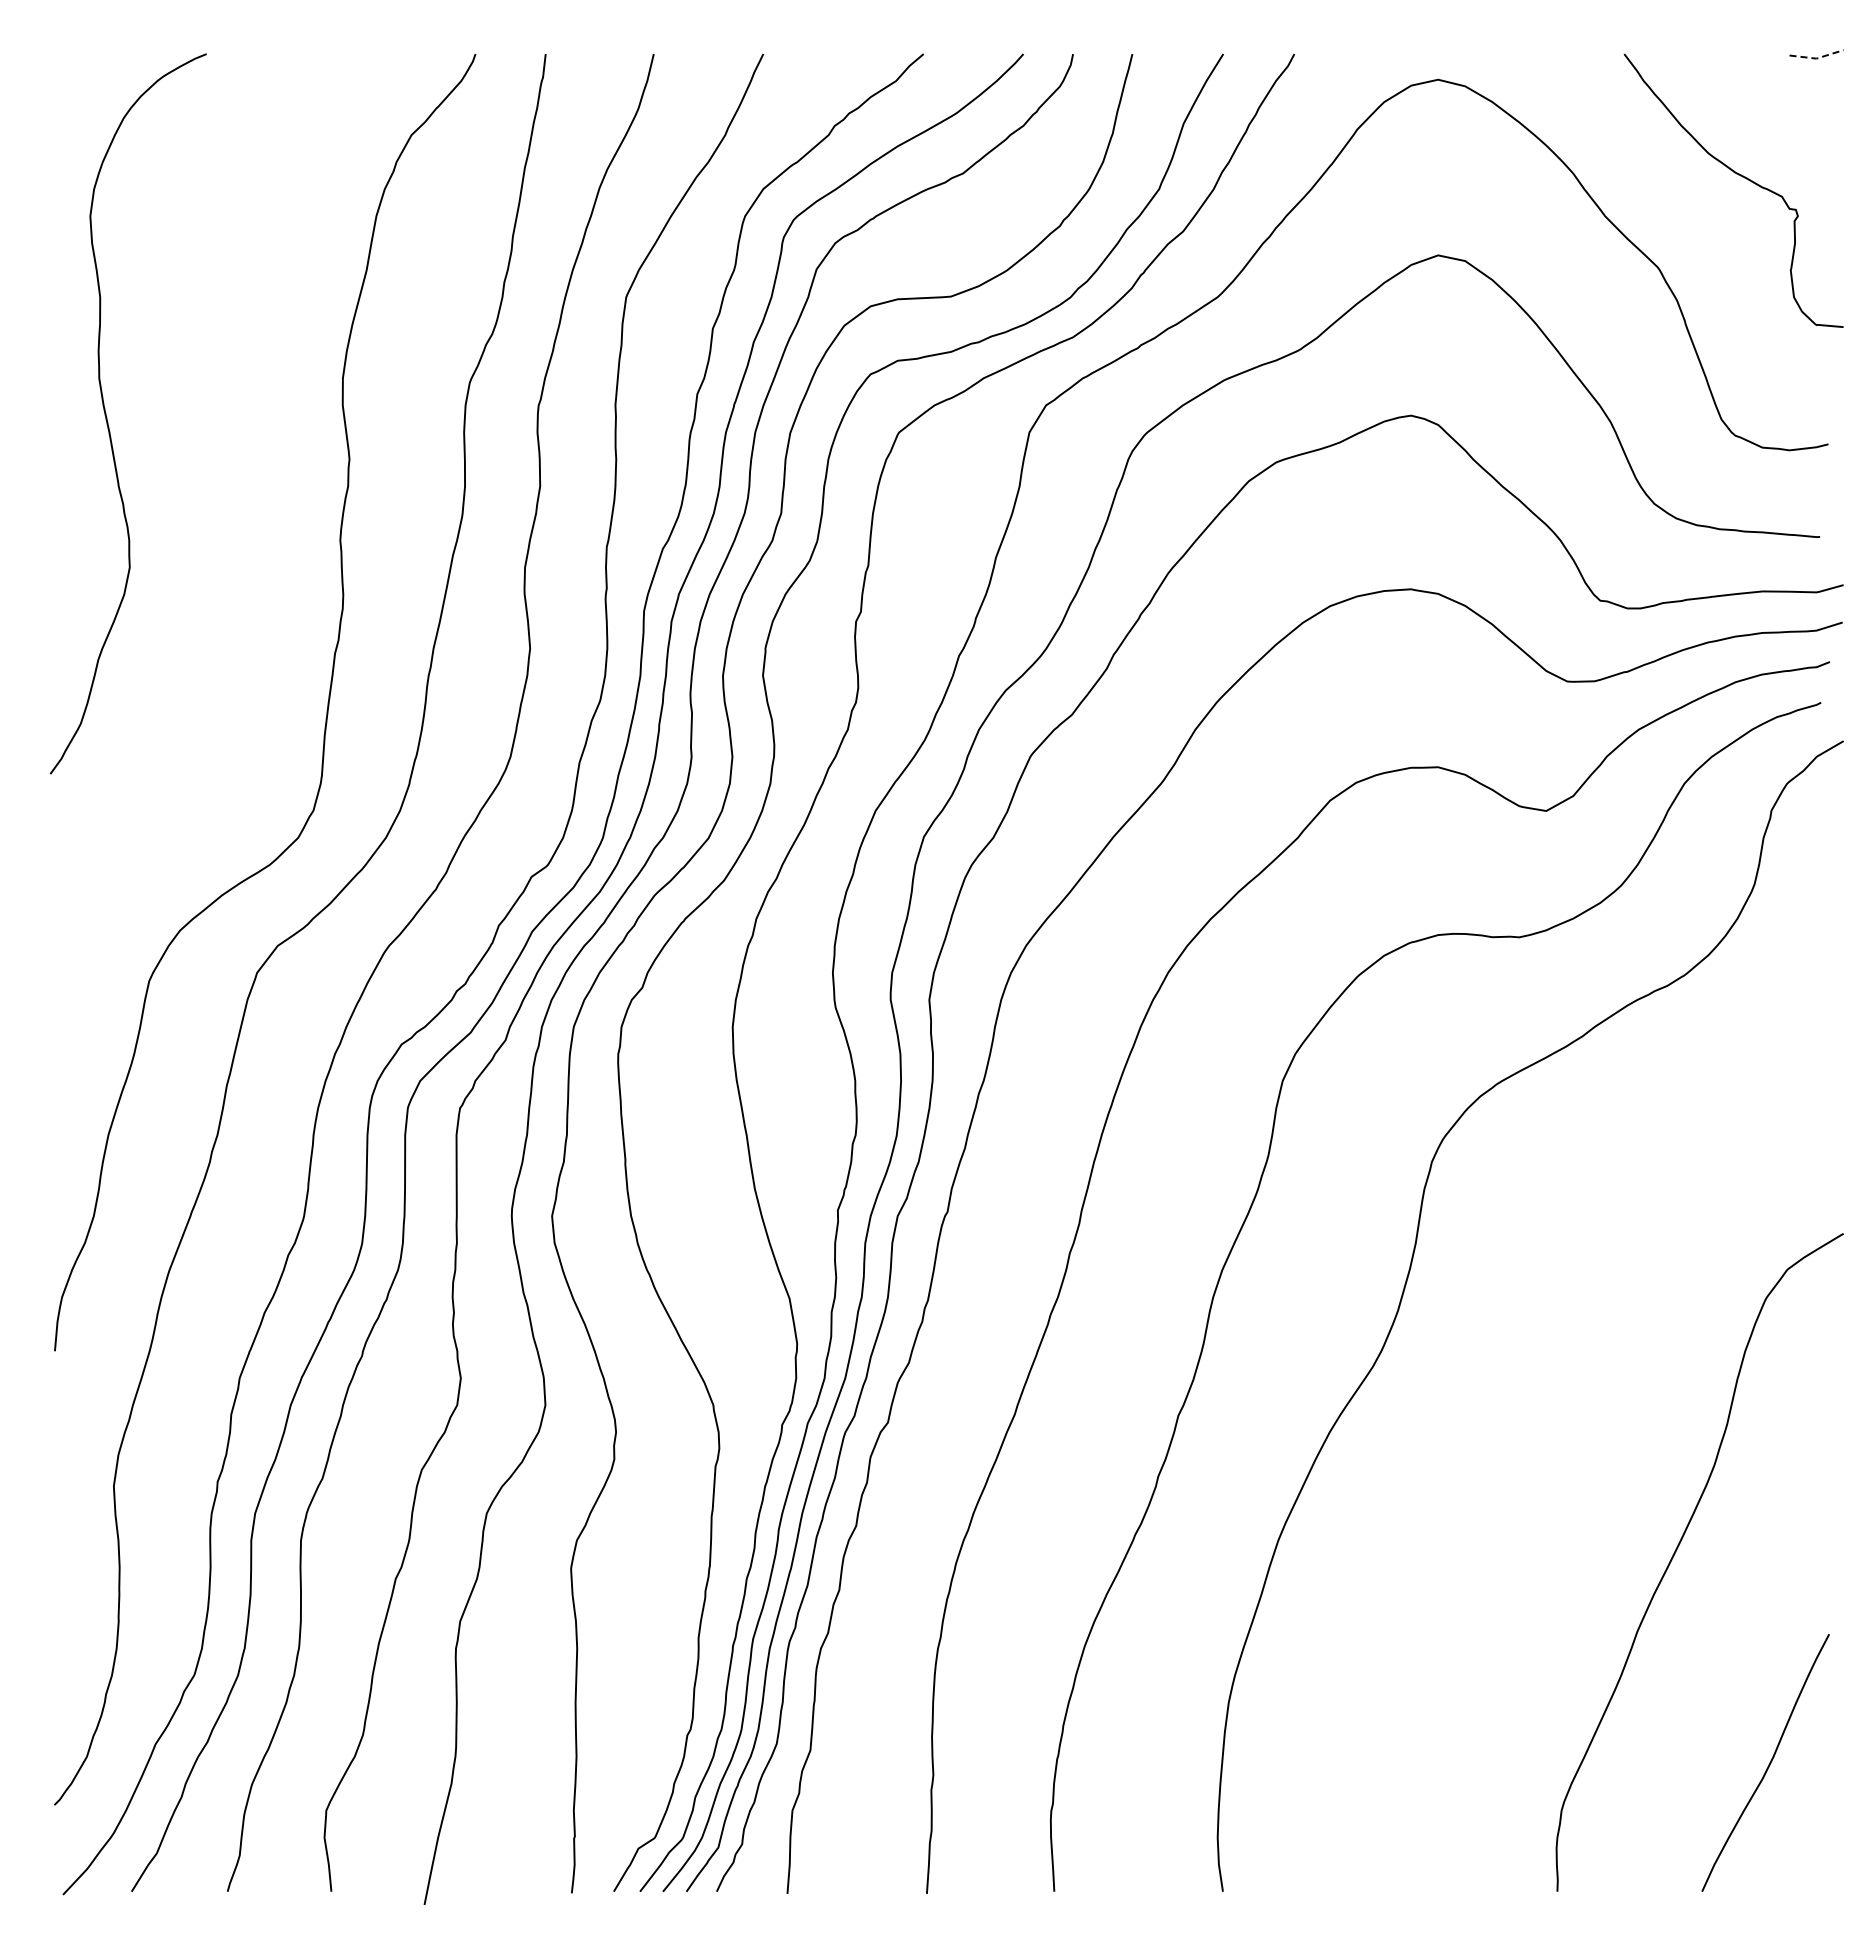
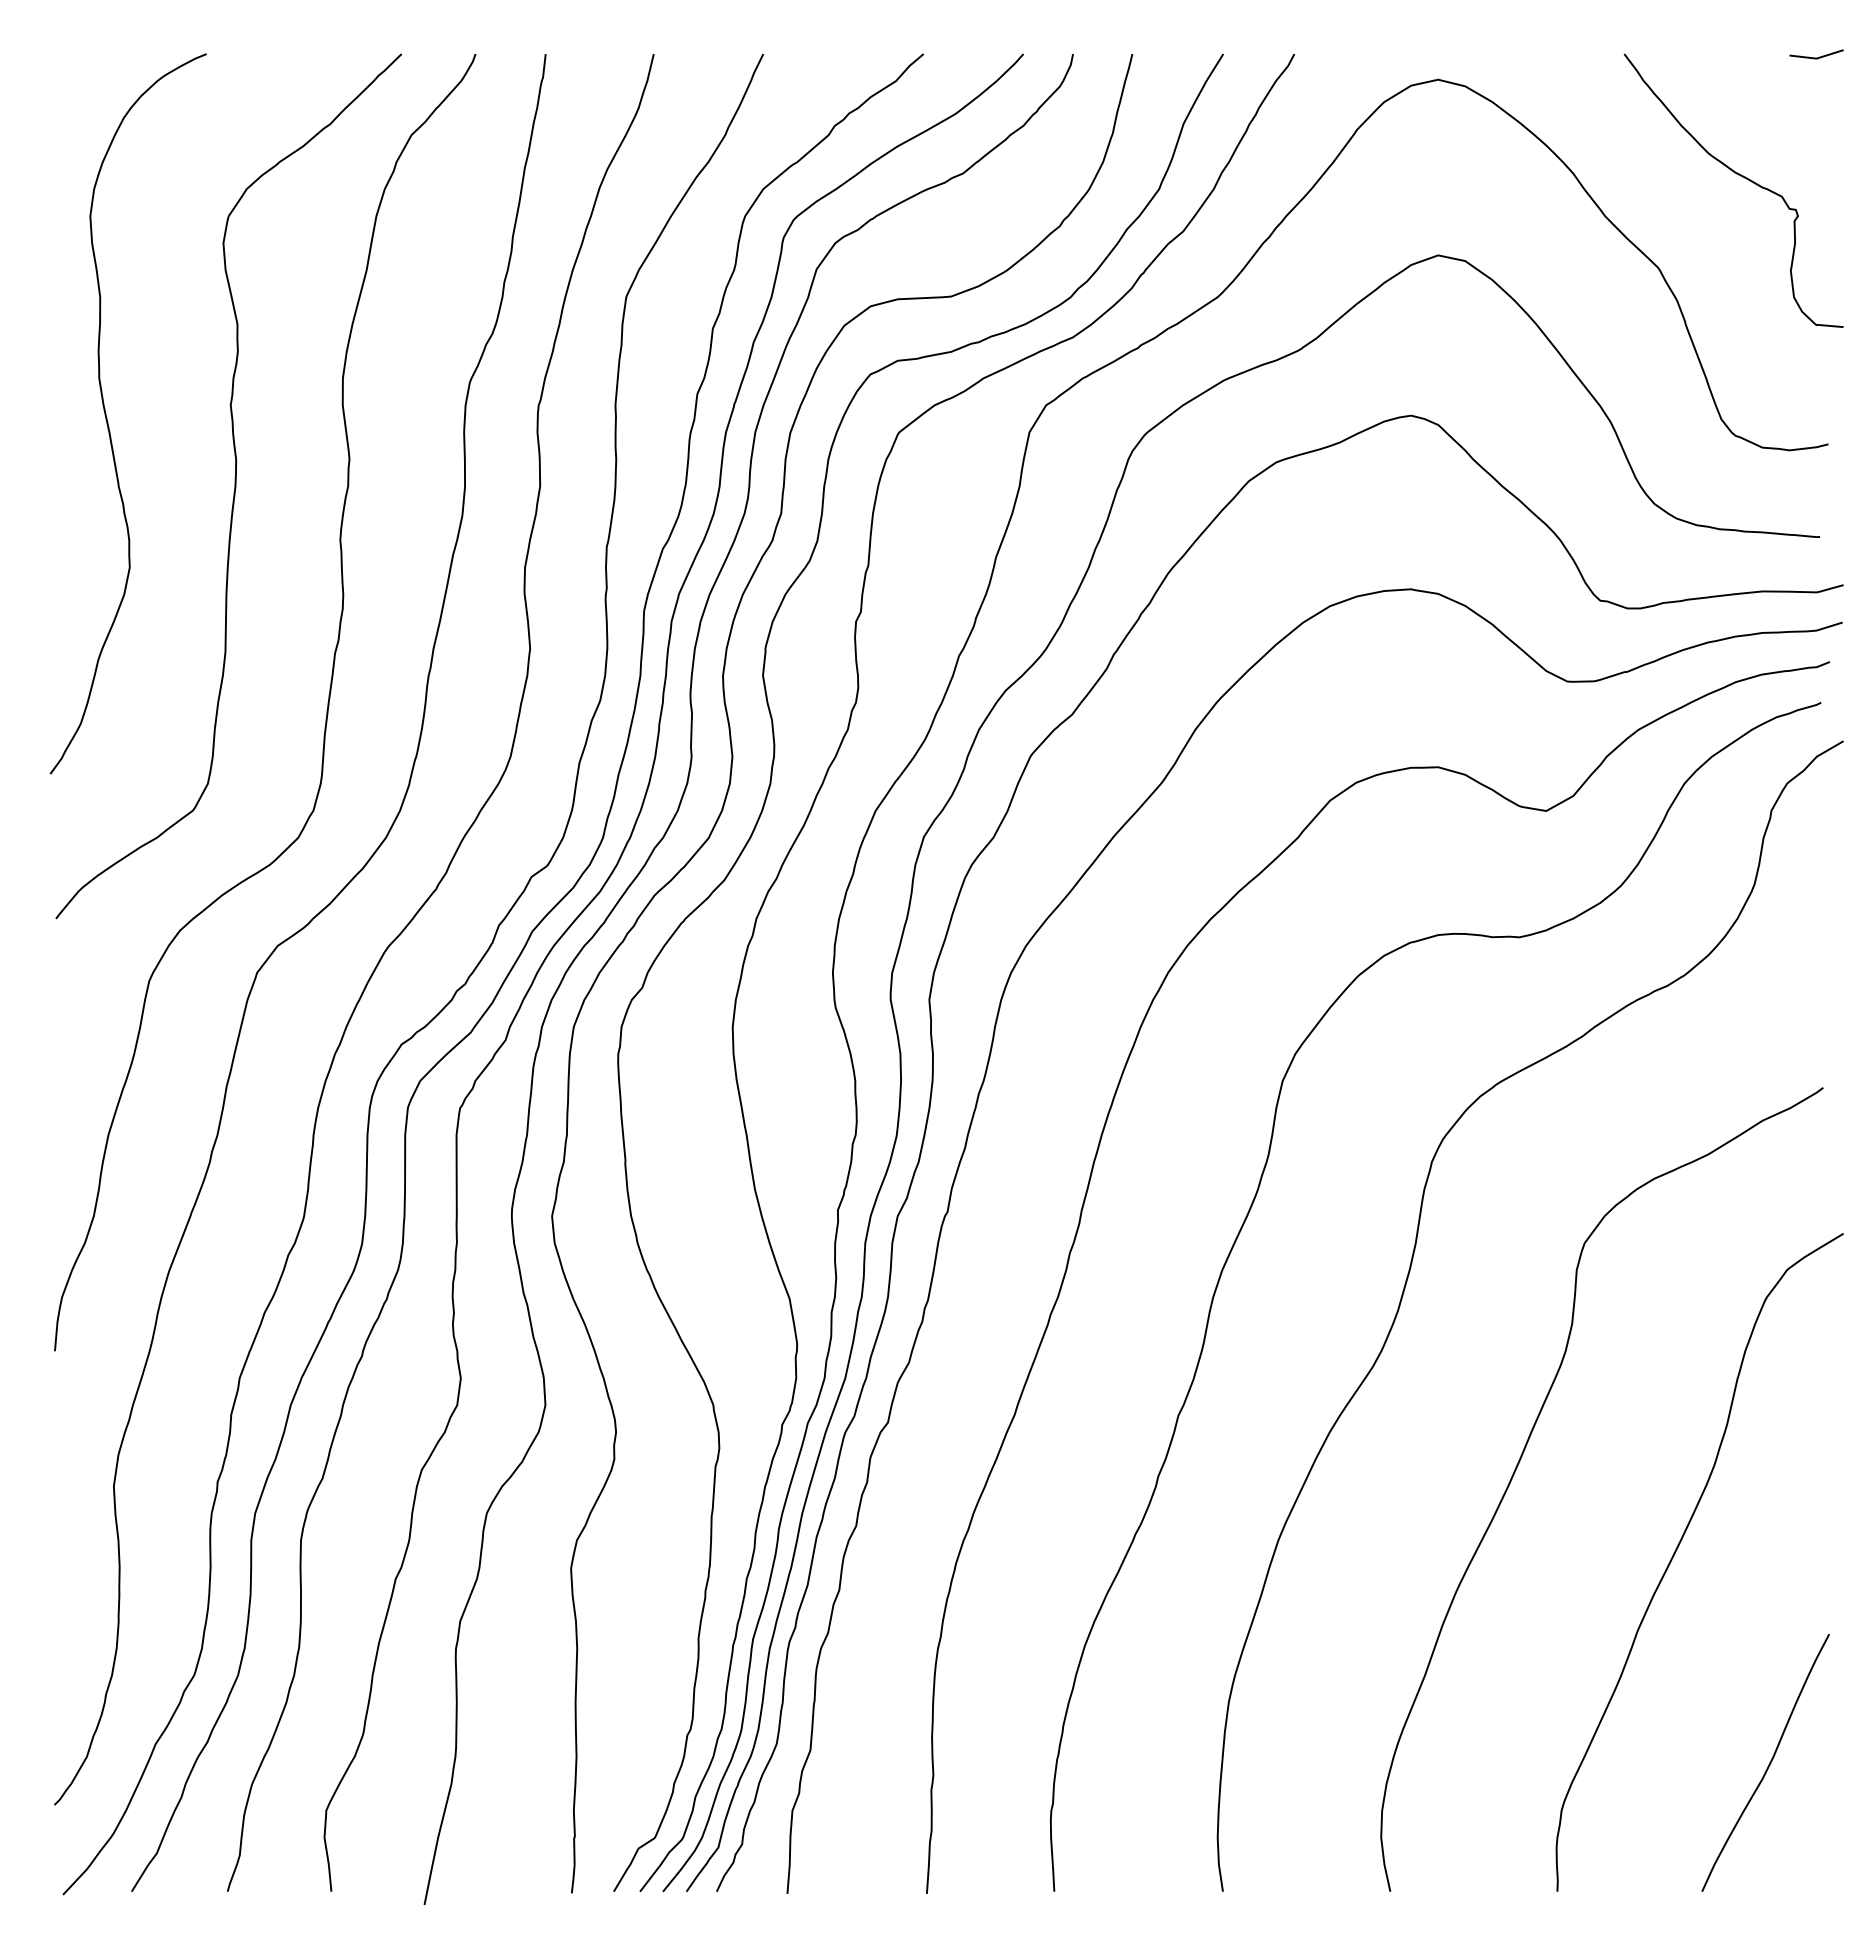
line: dashed -> solid (1816, 58)
curve: none -> present (234, 486)
curve: none -> present (1521, 1459)
